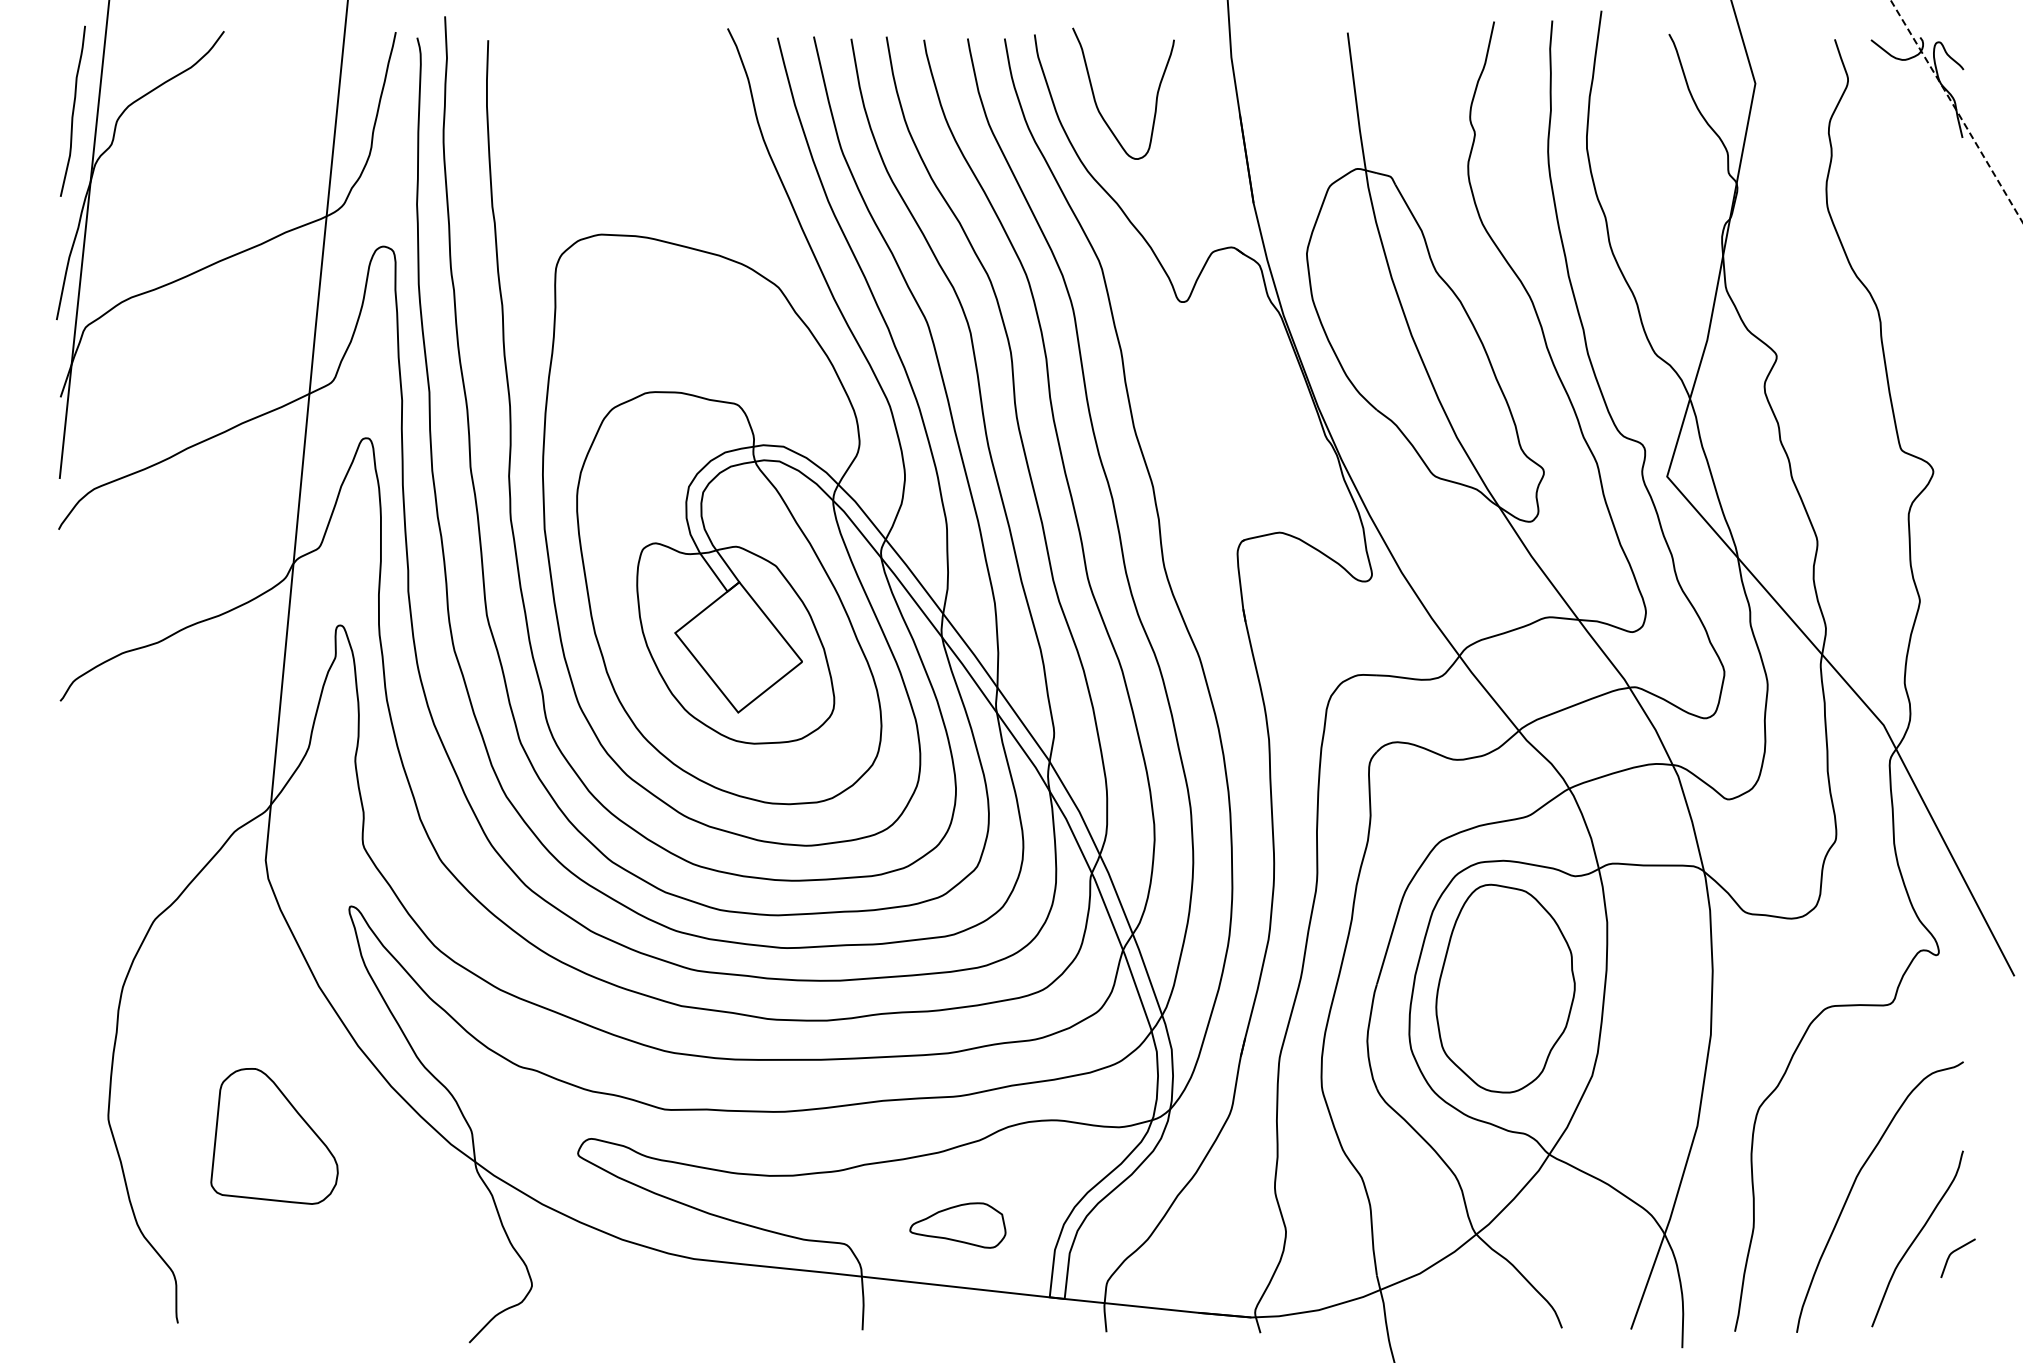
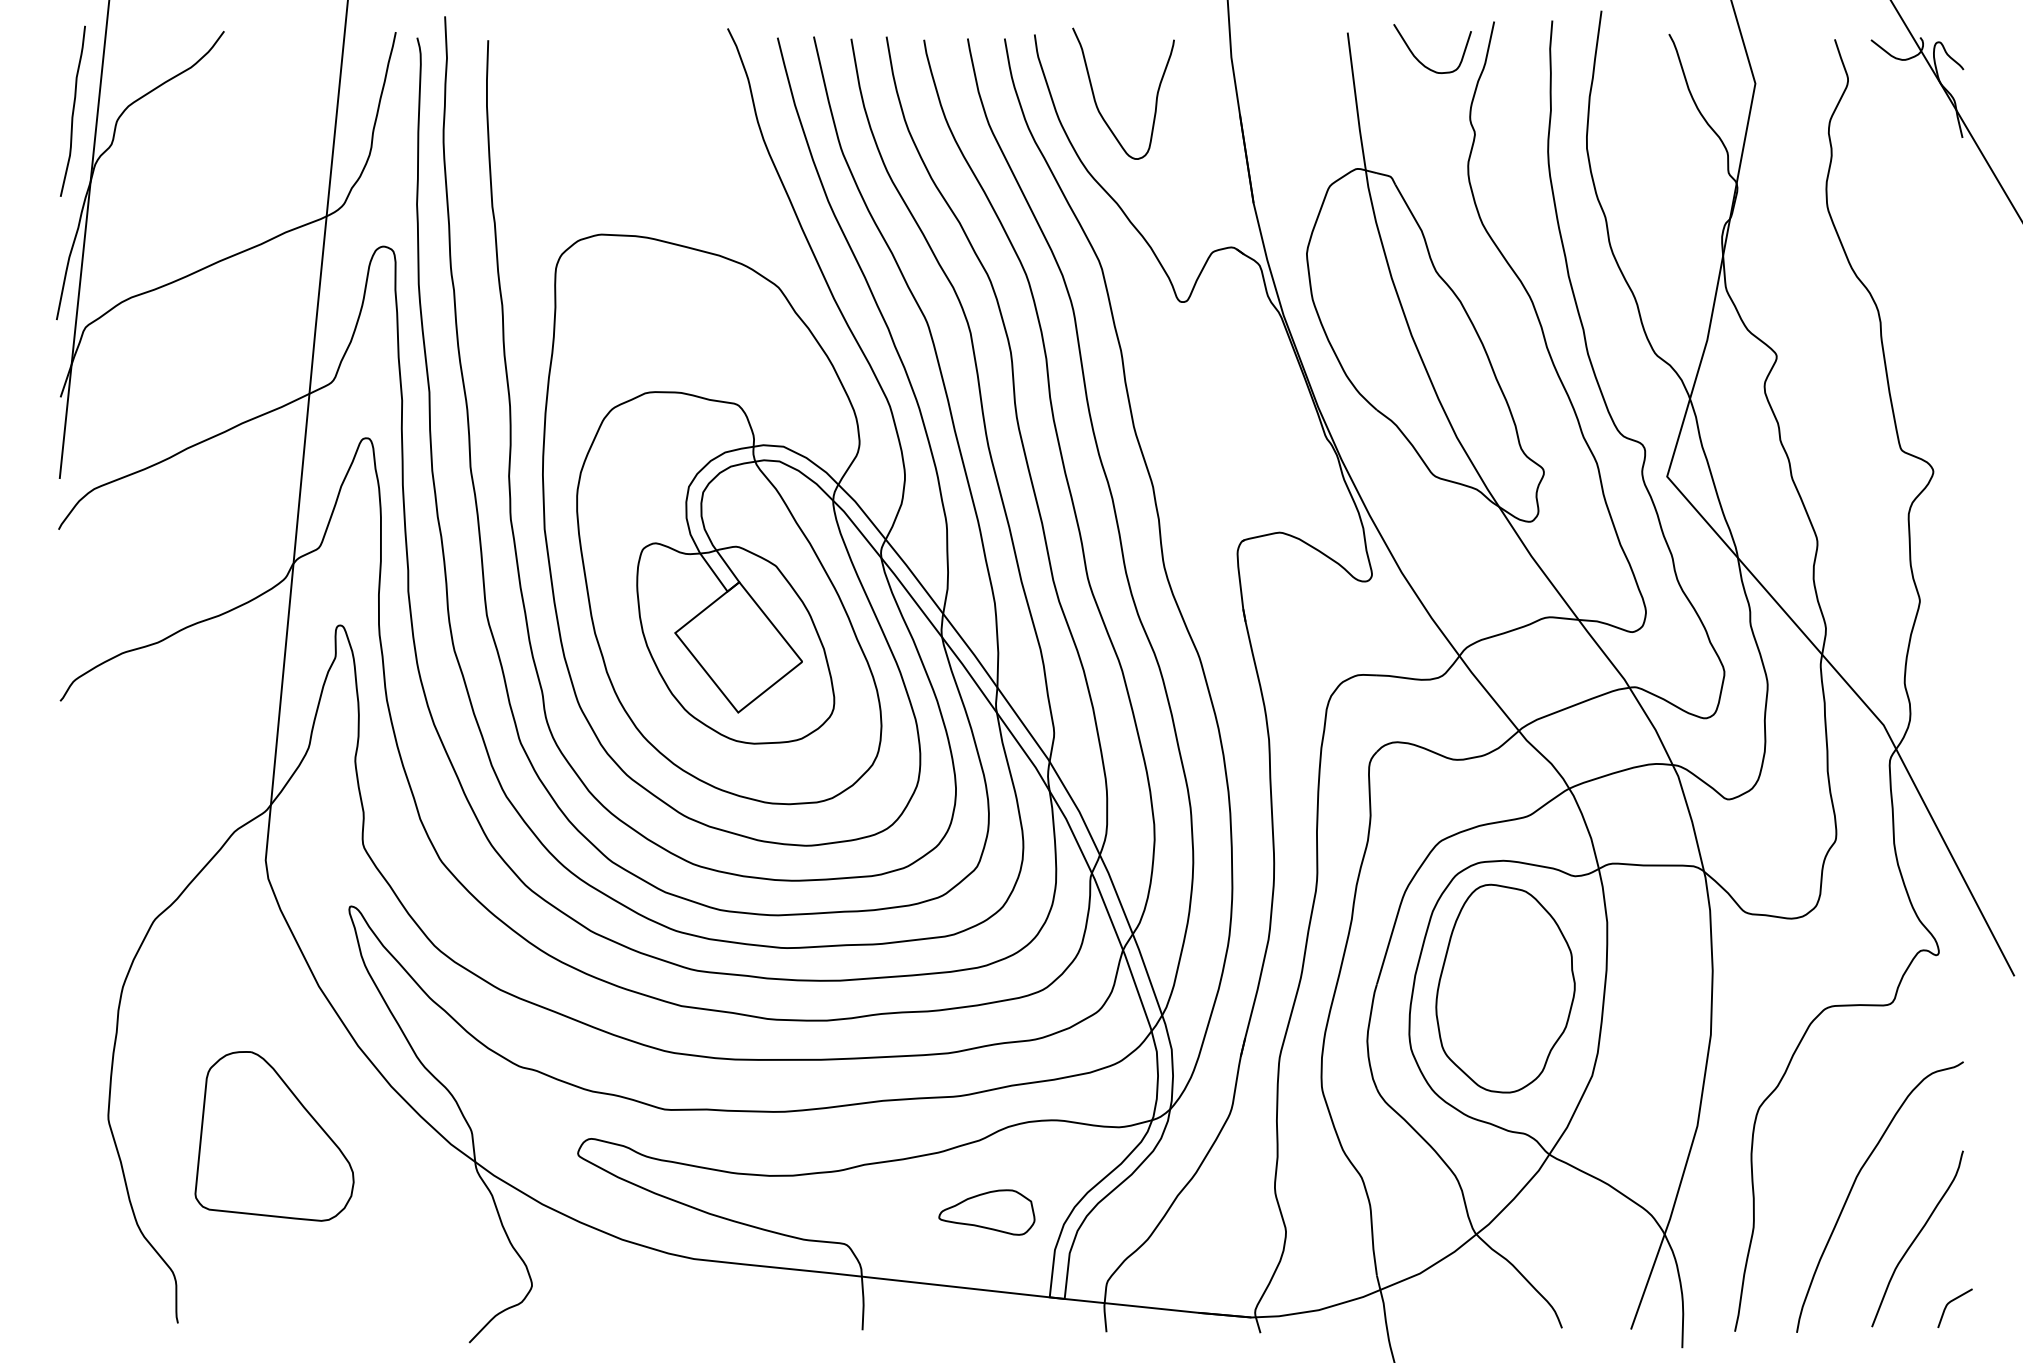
curve: none -> present (1419, 60)
line: dashed -> solid (1956, 110)
part size: 129x137 px -> 161x171 px (274, 1136)
part position: (957, 1225) -> (986, 1212) (986, 1212)
curve position: (1954, 1252) -> (1951, 1302) (1951, 1302)
